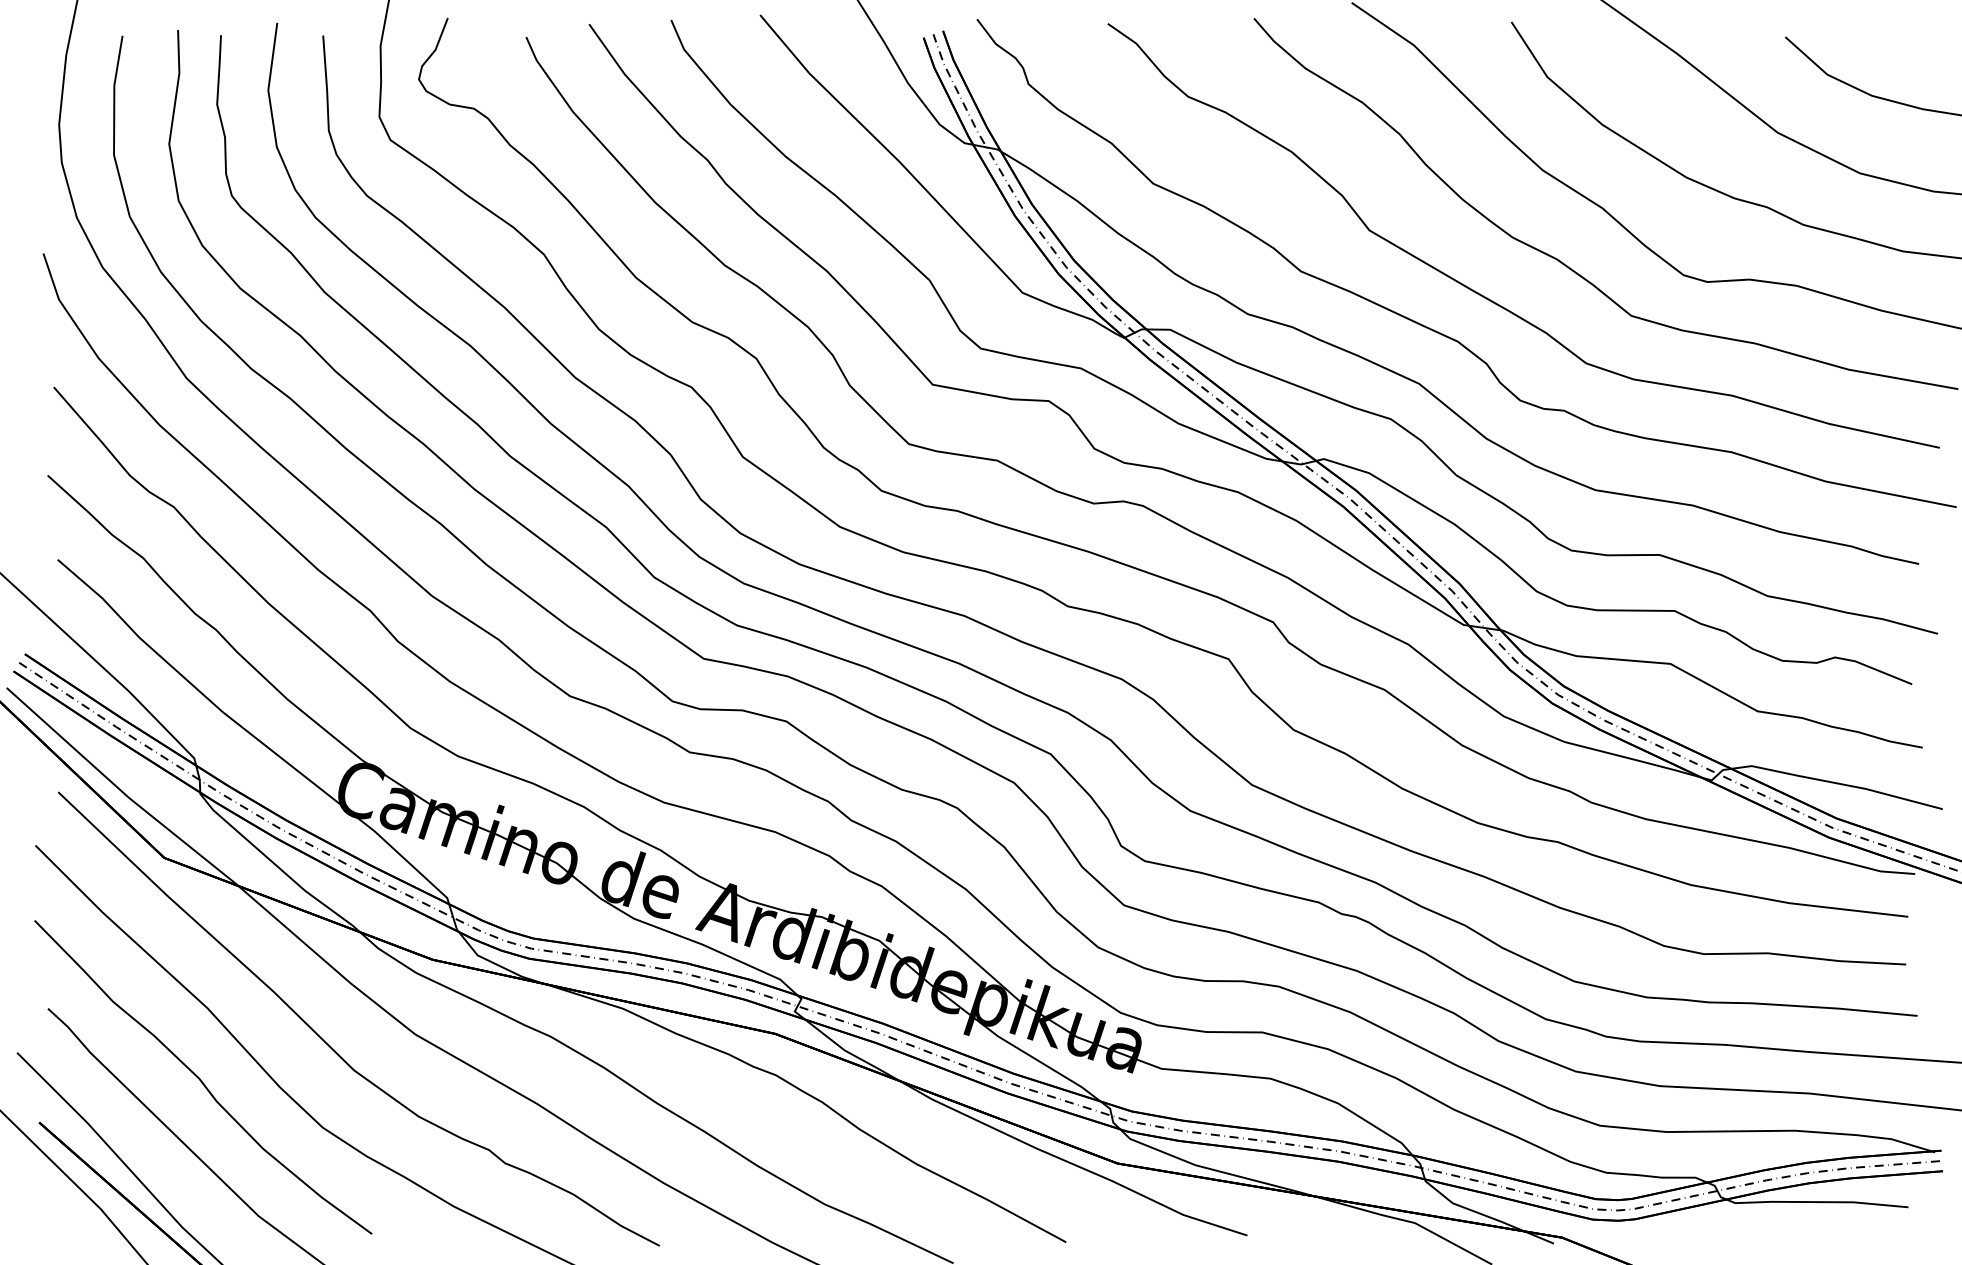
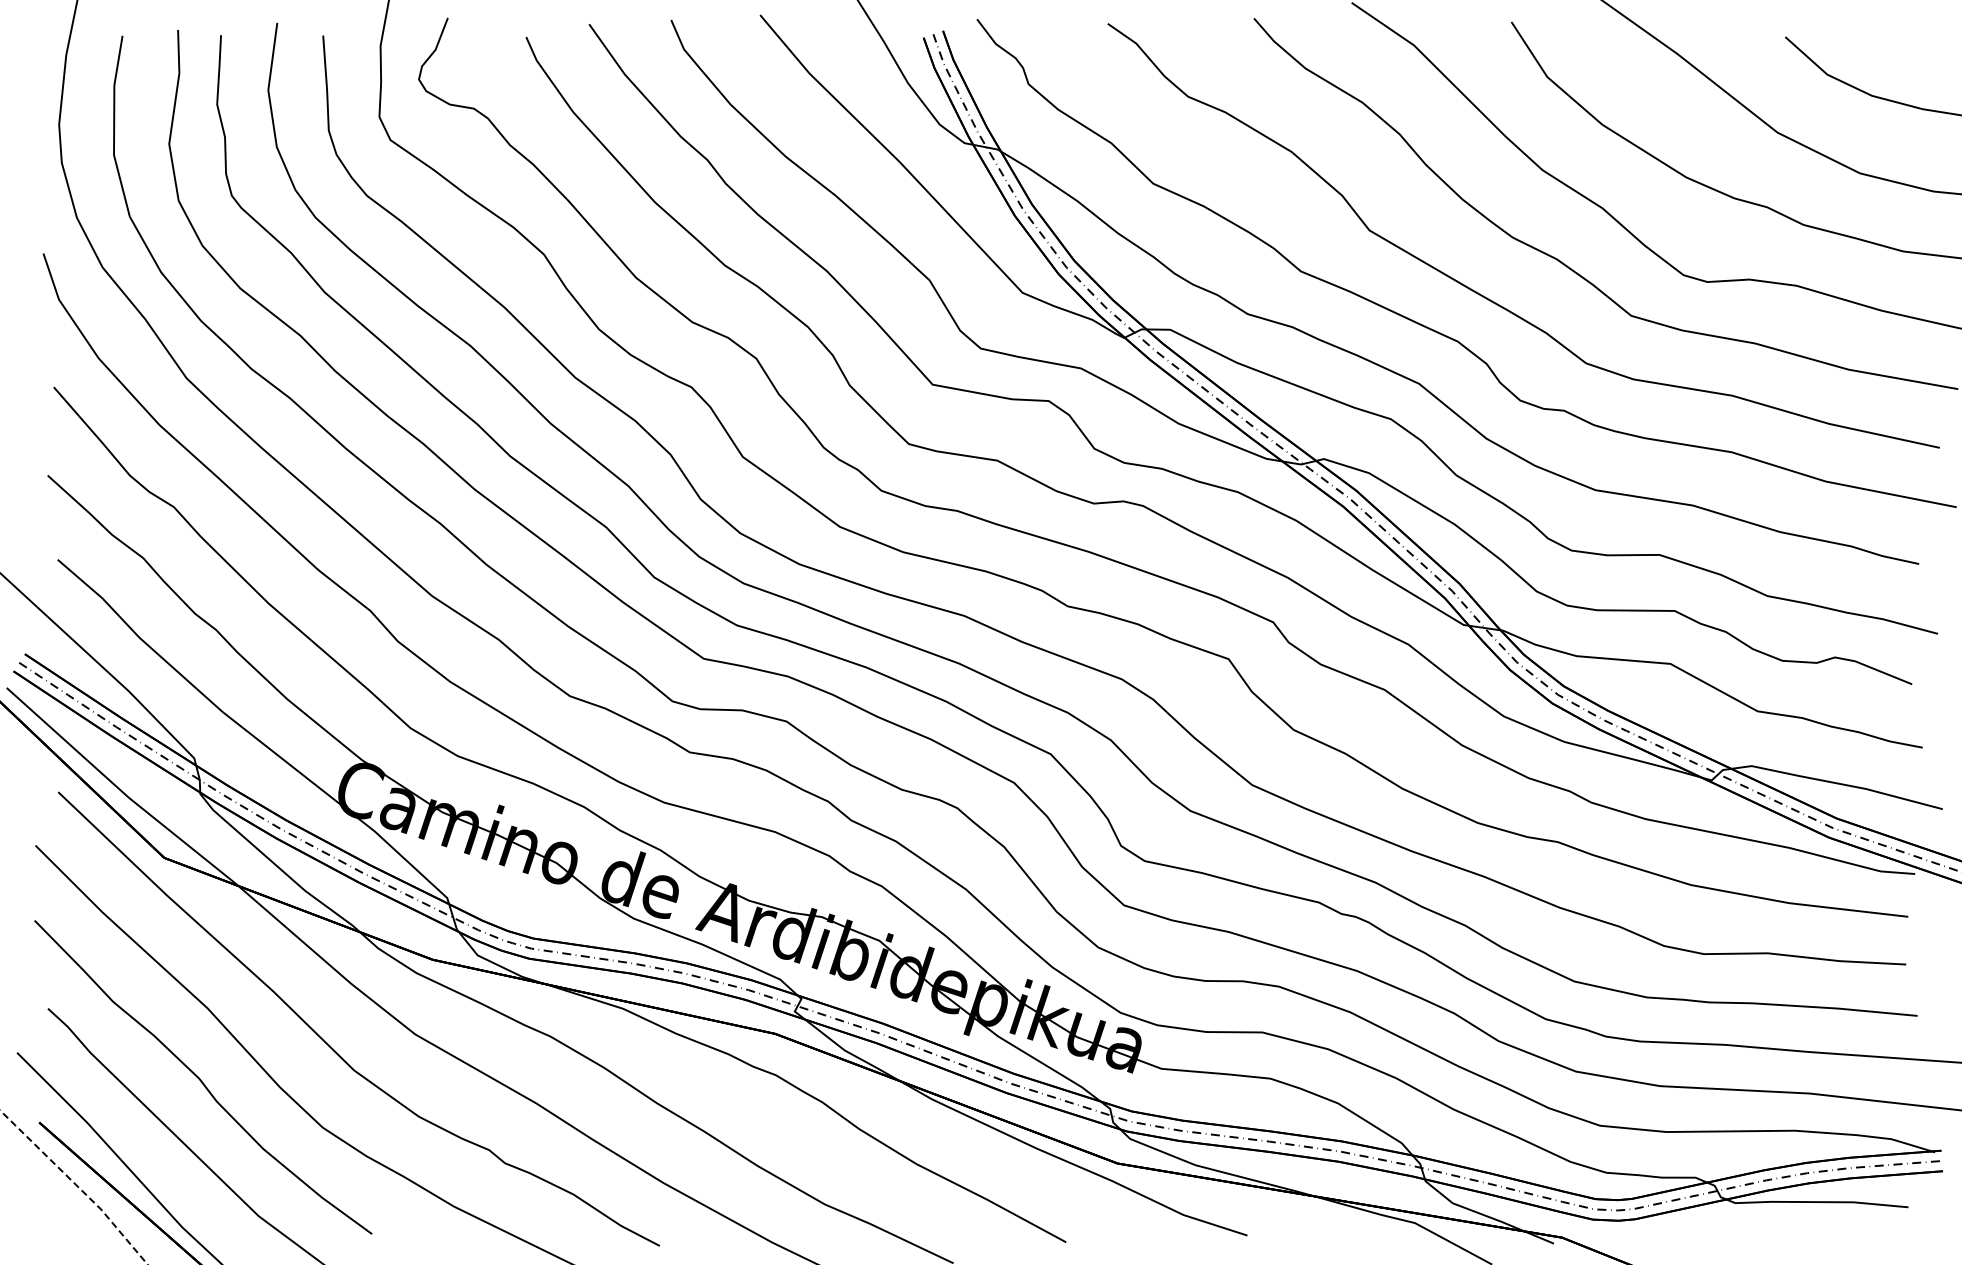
line: solid -> dashed (76, 1185)
